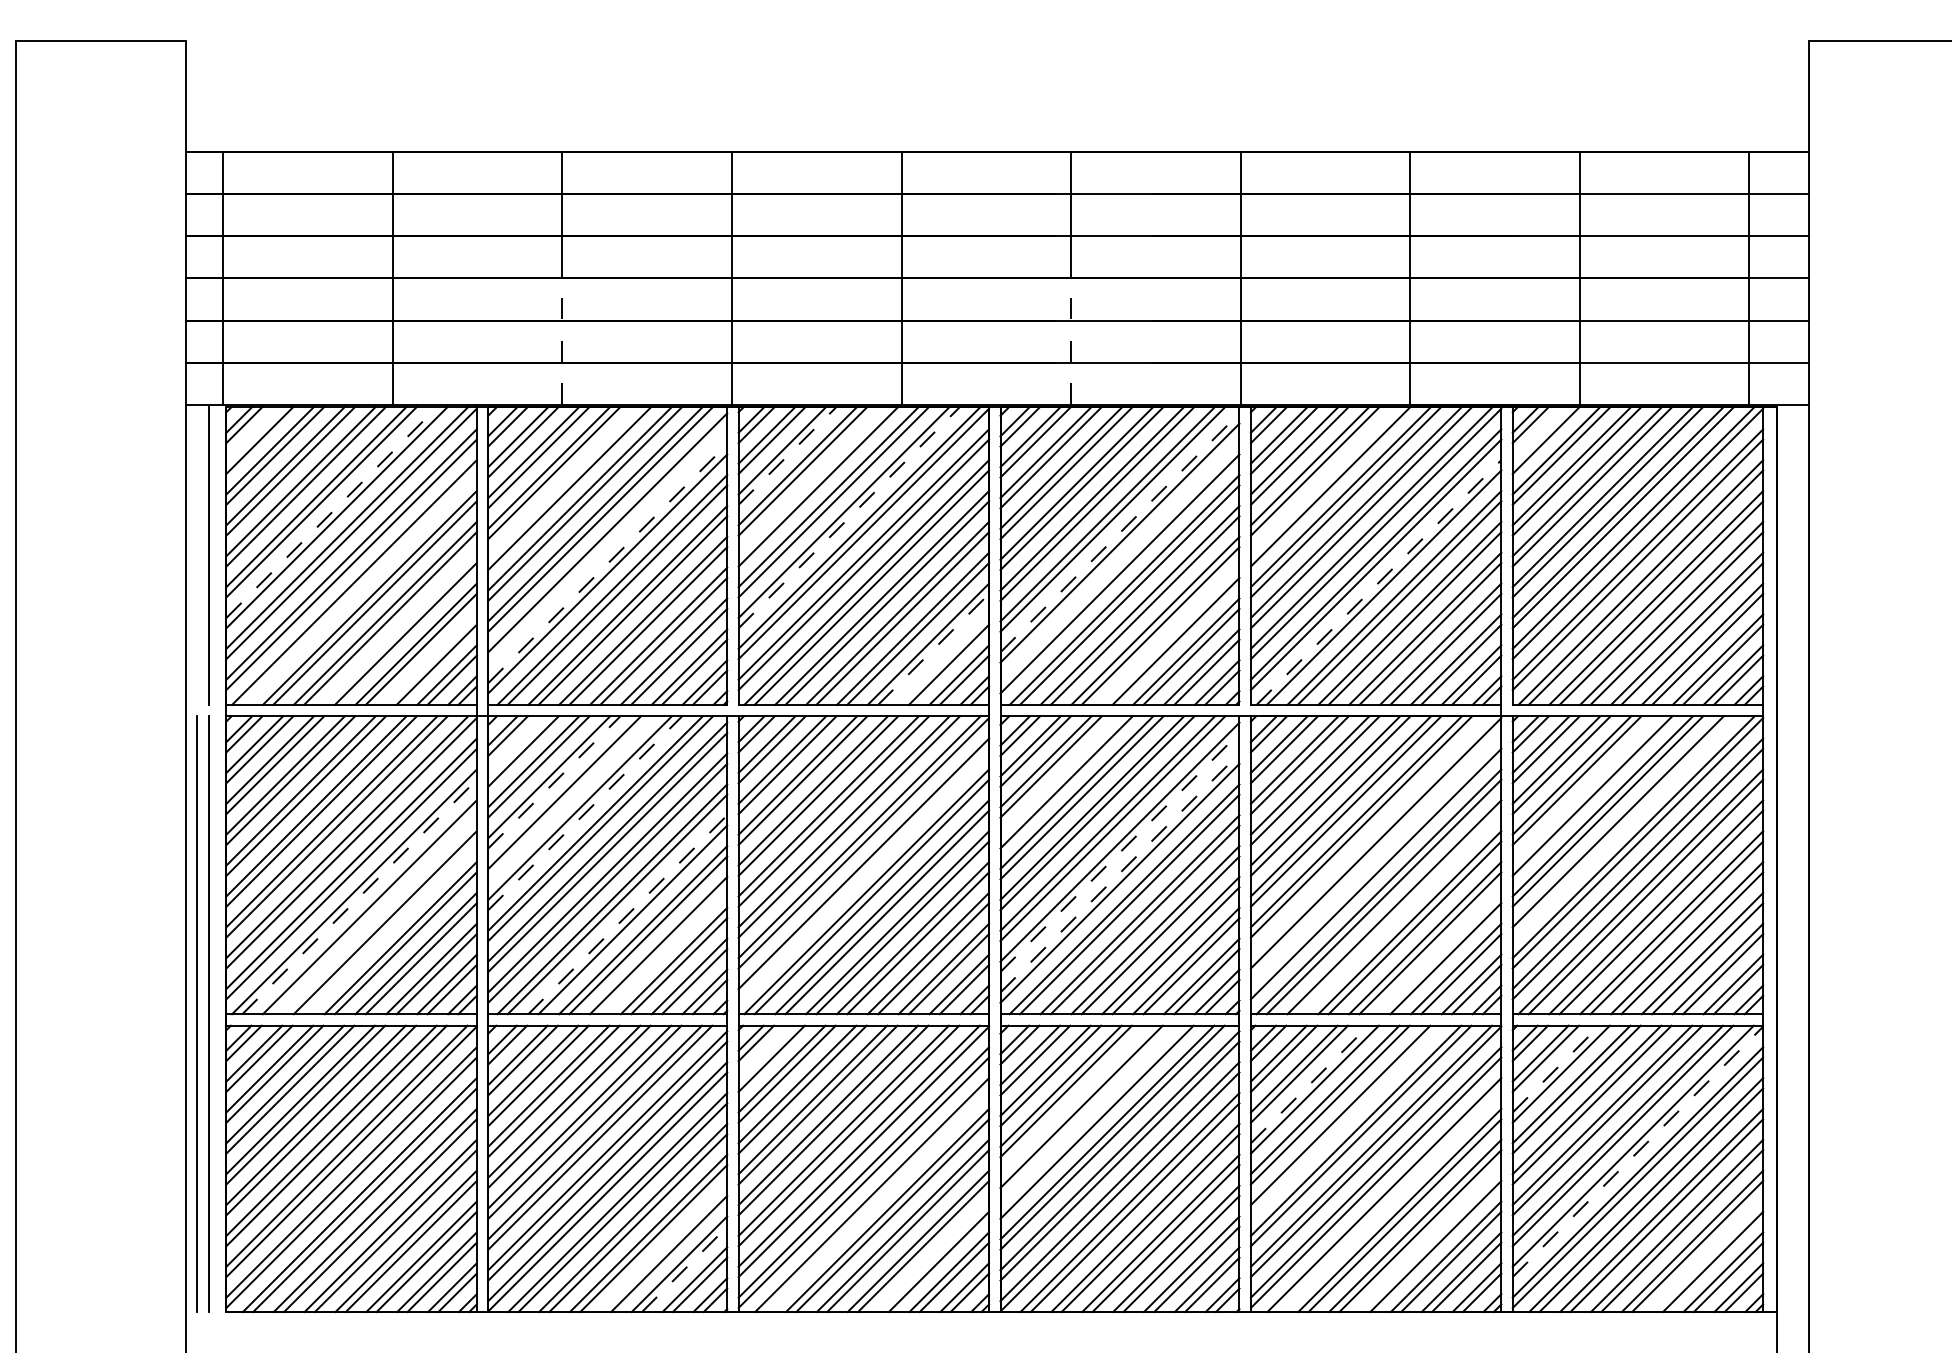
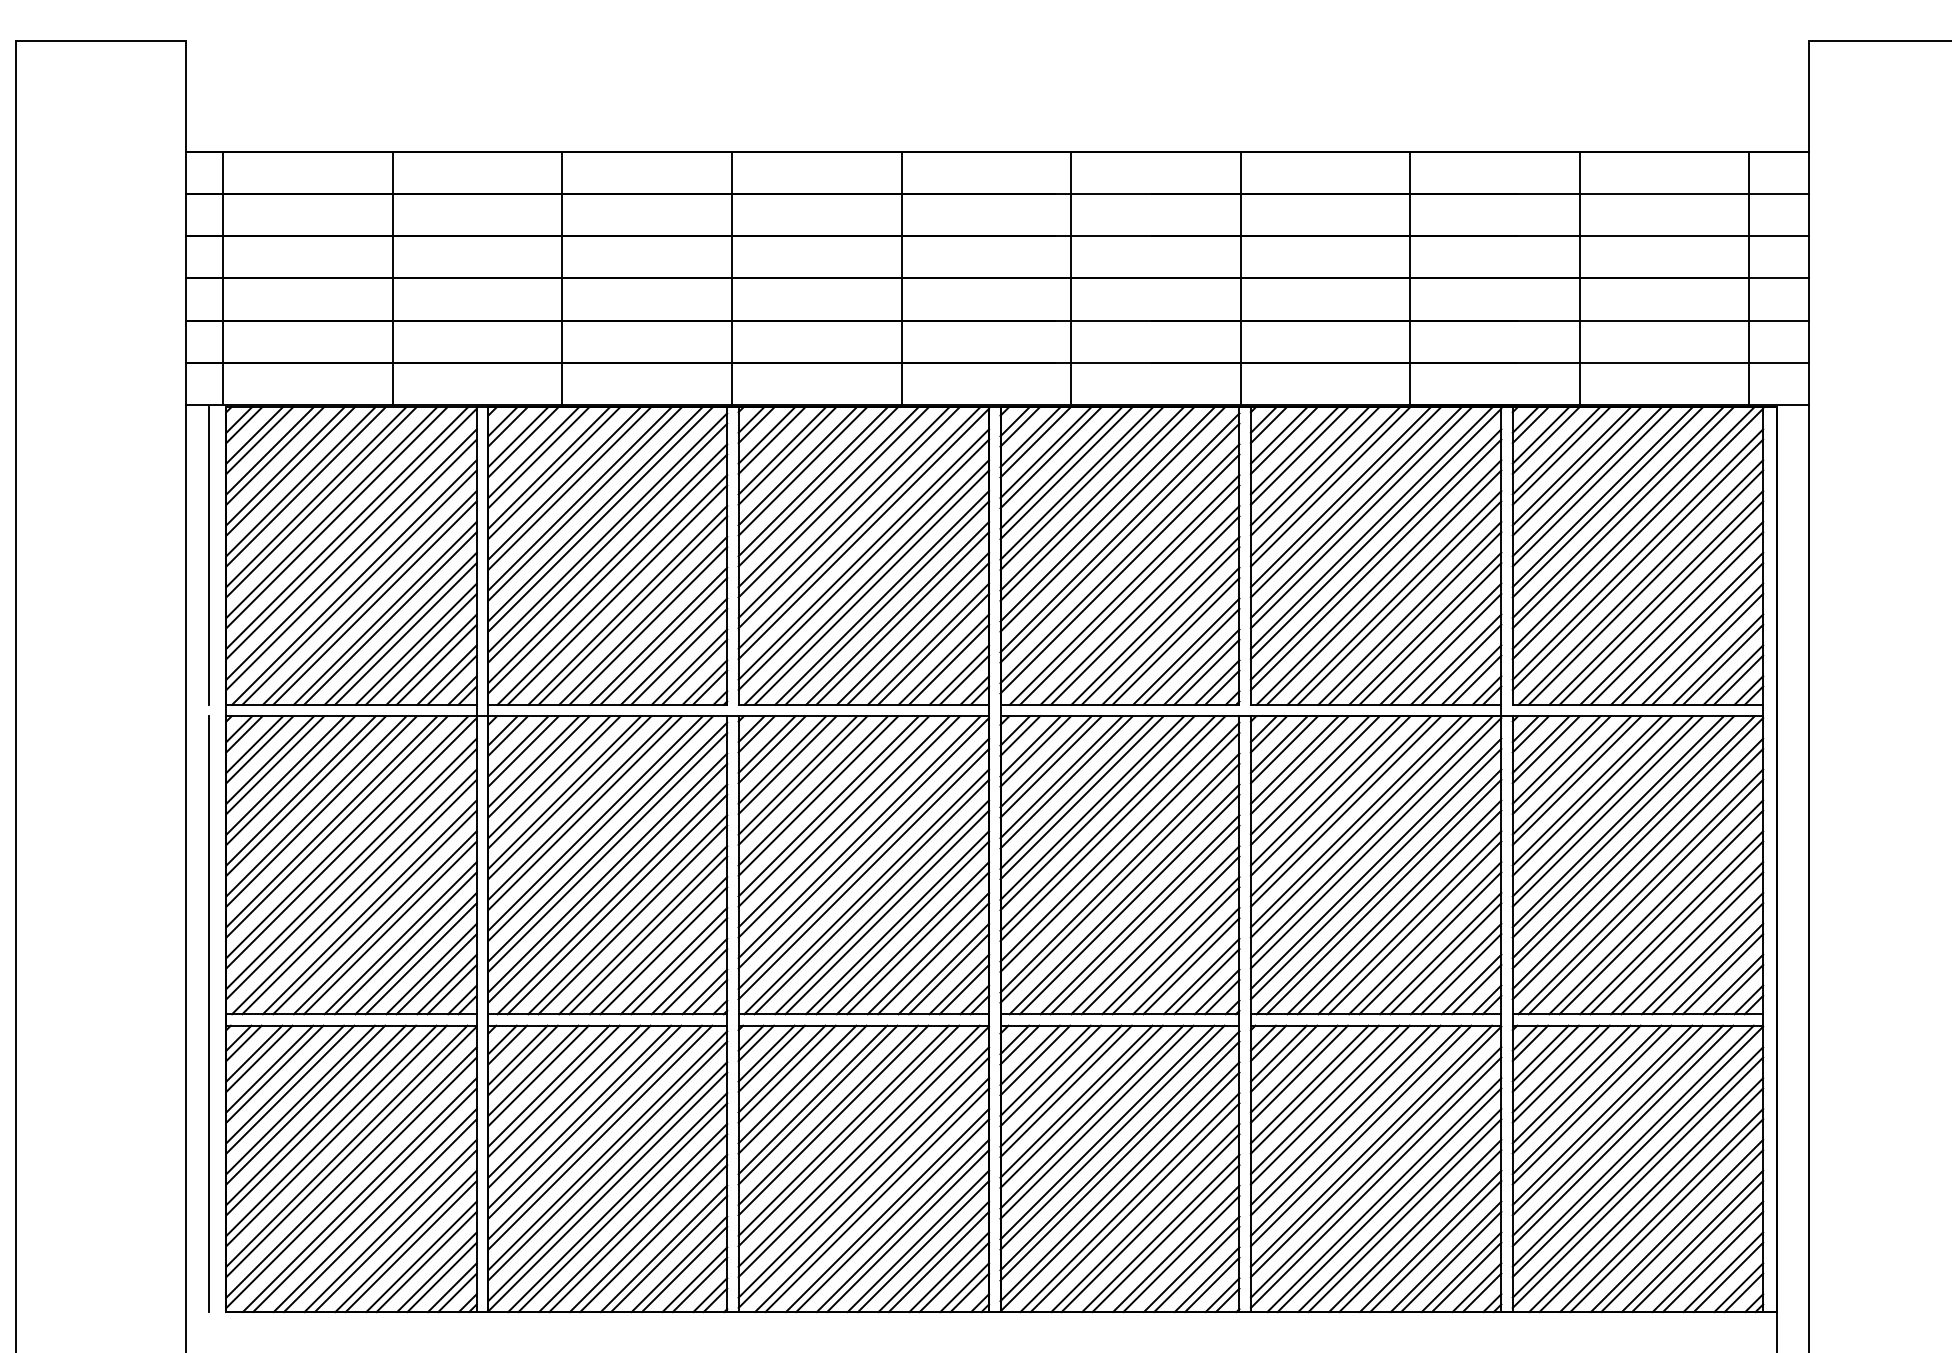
line: dashed -> solid (562, 341)
line: dashed -> solid (1071, 341)
line: none -> present (254, 435)
line: none -> present (1540, 435)
line: dashed -> solid (787, 455)
line: none -> present (812, 481)
line: none -> present (1325, 481)
line: none -> present (564, 483)
line: dashed -> solid (332, 512)
line: dashed -> solid (849, 517)
line: dashed -> solid (1119, 532)
line: none -> present (607, 542)
line: dashed -> solid (607, 563)
line: none -> present (1119, 563)
line: dashed -> solid (1379, 582)
line: none -> present (359, 587)
line: none -> present (400, 628)
line: none -> present (1170, 635)
line: dashed -> solid (933, 649)
line: none -> present (431, 659)
line: none -> present (943, 659)
line: none -> present (518, 746)
line: none -> present (1061, 777)
line: dashed -> solid (554, 782)
line: none -> present (1586, 790)
line: none -> present (569, 797)
line: dashed -> solid (585, 812)
line: none -> present (1622, 826)
line: none -> present (1371, 837)
line: dashed -> solid (1119, 852)
line: none -> present (1375, 863)
line: none -> present (863, 873)
line: dashed -> solid (1119, 873)
line: dashed -> solid (359, 897)
line: none -> present (374, 912)
line: none -> present (1399, 912)
line: dashed -> solid (627, 914)
line: none -> present (390, 927)
line: none -> present (663, 950)
line: none -> present (1440, 953)
line: present -> none (196, 1013)
line: none -> present (766, 1053)
line: dashed -> solid (1556, 1068)
line: dashed -> solid (1310, 1084)
line: none -> present (1076, 1101)
line: none -> present (1091, 1116)
line: none -> present (1345, 1120)
line: dashed -> solid (1638, 1151)
line: none -> present (877, 1200)
line: none -> present (1389, 1200)
line: none -> present (1430, 1241)
line: none -> present (663, 1248)
line: none -> present (933, 1256)
line: none -> present (1707, 1256)
line: dashed -> solid (684, 1269)
